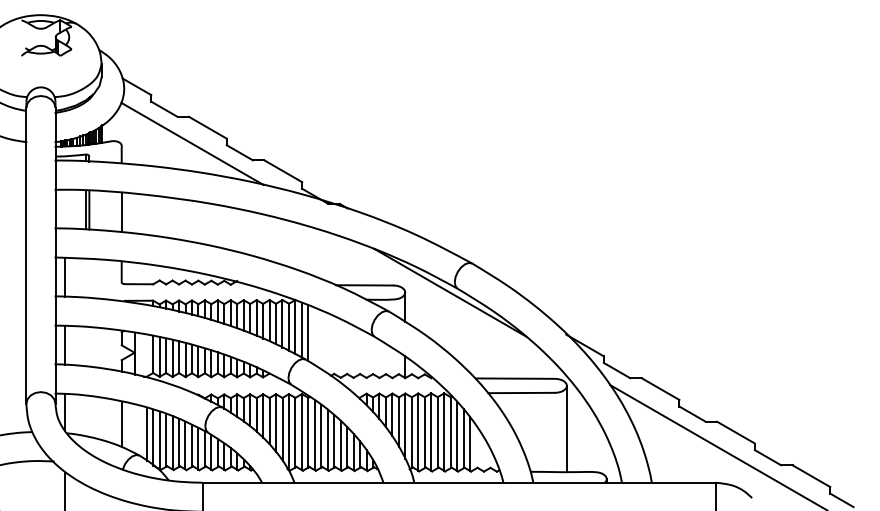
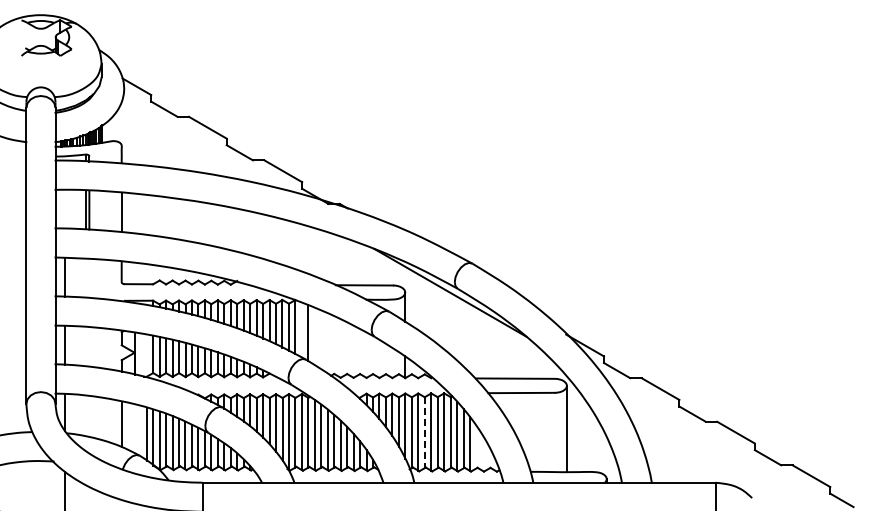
line: present -> none (192, 143)
line: present -> none (301, 330)
line: solid -> dashed (424, 433)
line: present -> none (716, 446)
